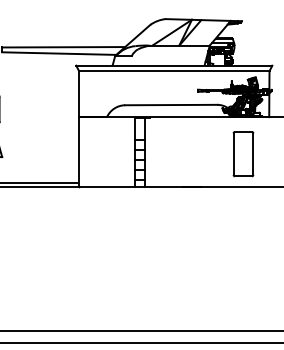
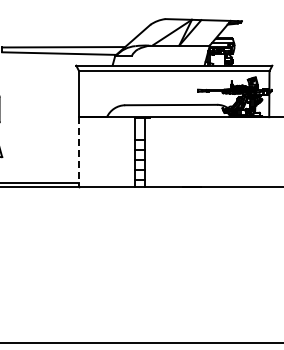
line: solid -> dashed (79, 151)
part: present -> none (243, 154)
line: present -> none (141, 330)
